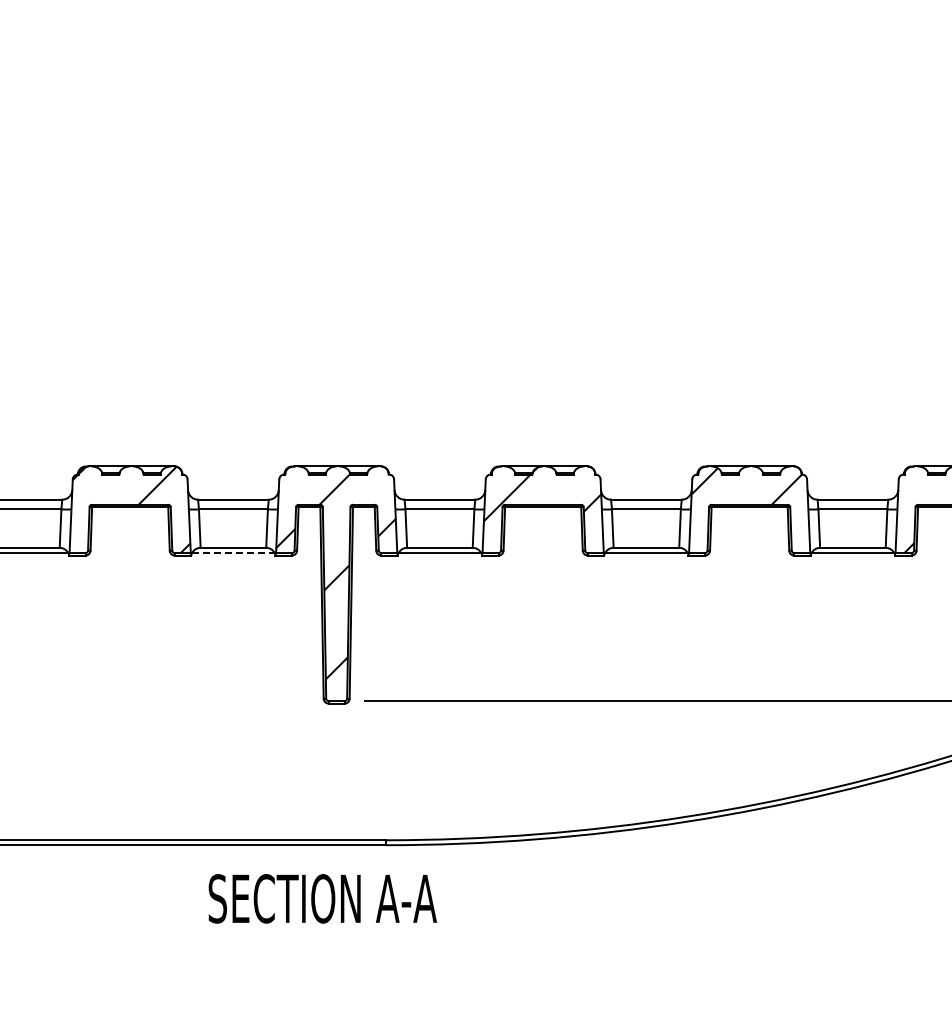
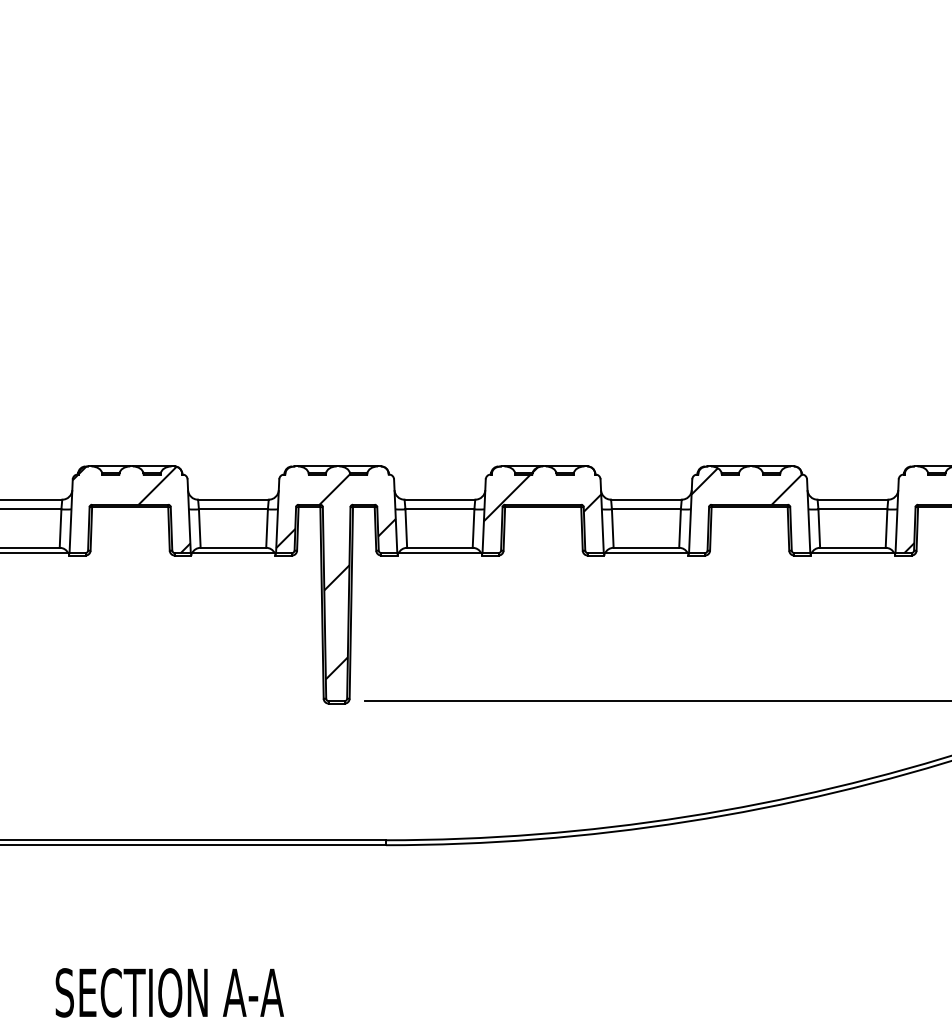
line: dashed -> solid (232, 553)
text position: (322, 898) -> (169, 992) (169, 992)
